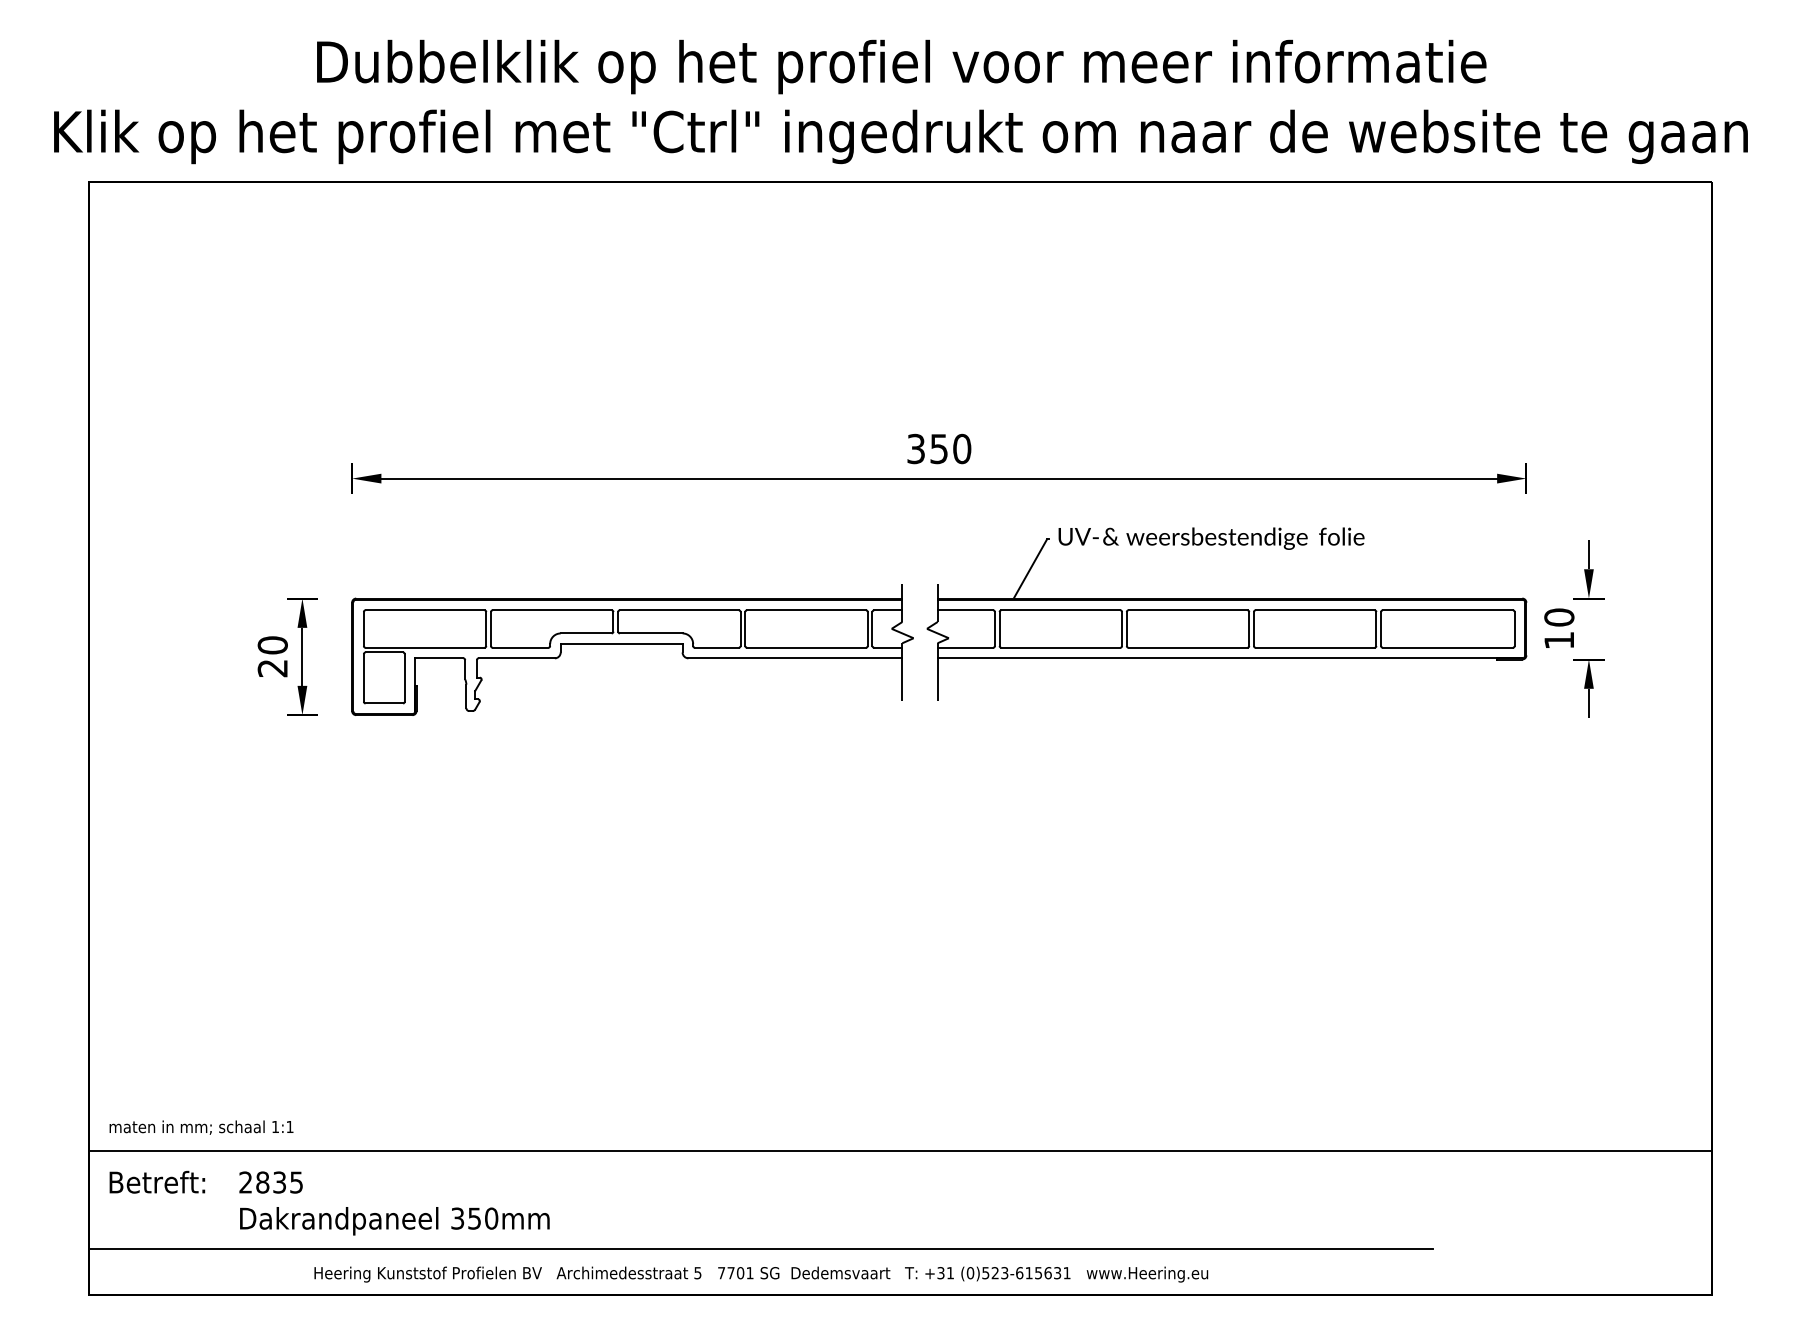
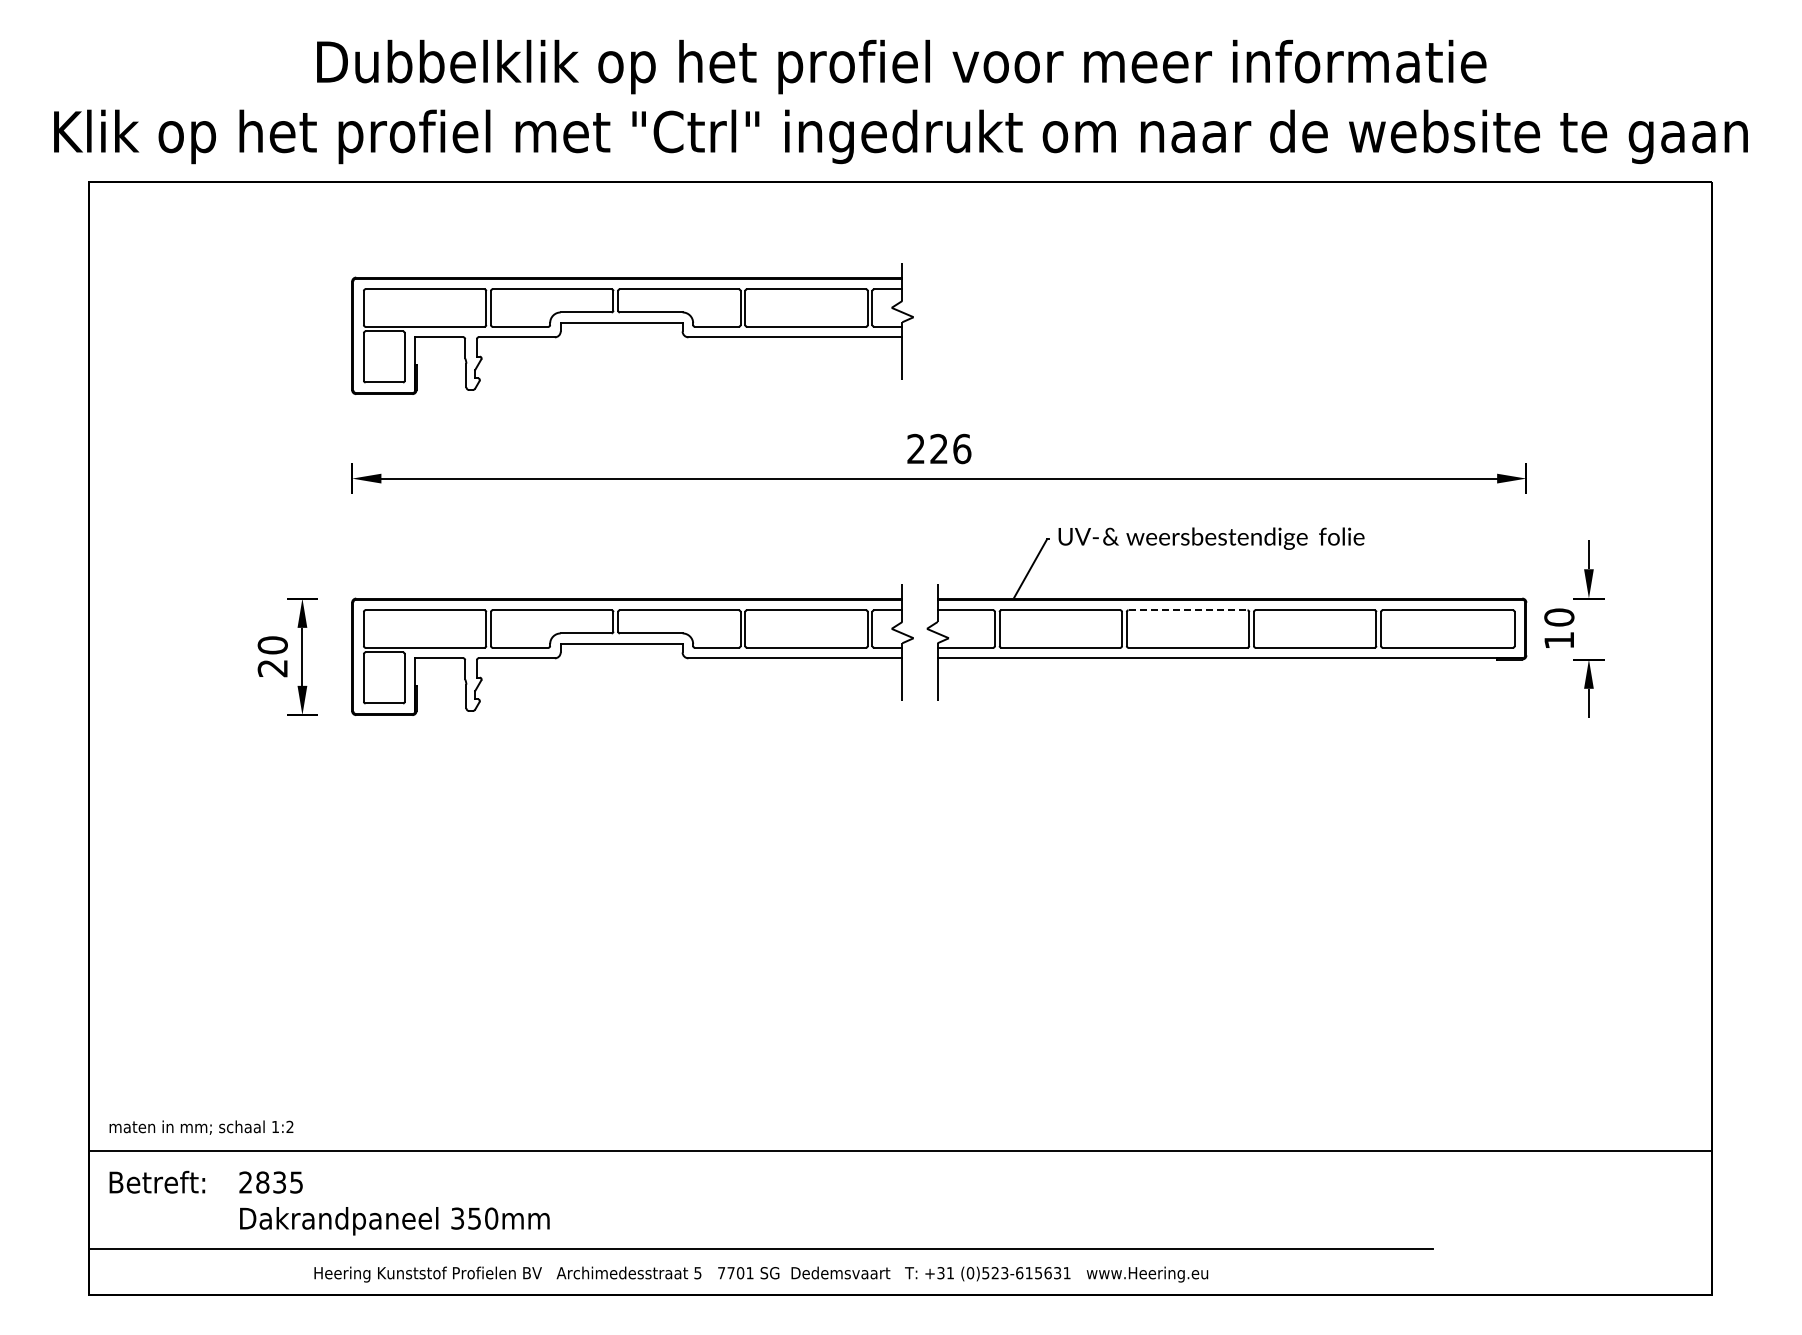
part: none -> present (632, 328)
text: 350 -> 226 (939, 448)
line: solid -> dashed (1188, 610)
text: 1:1 -> 1:2 (289, 1126)
